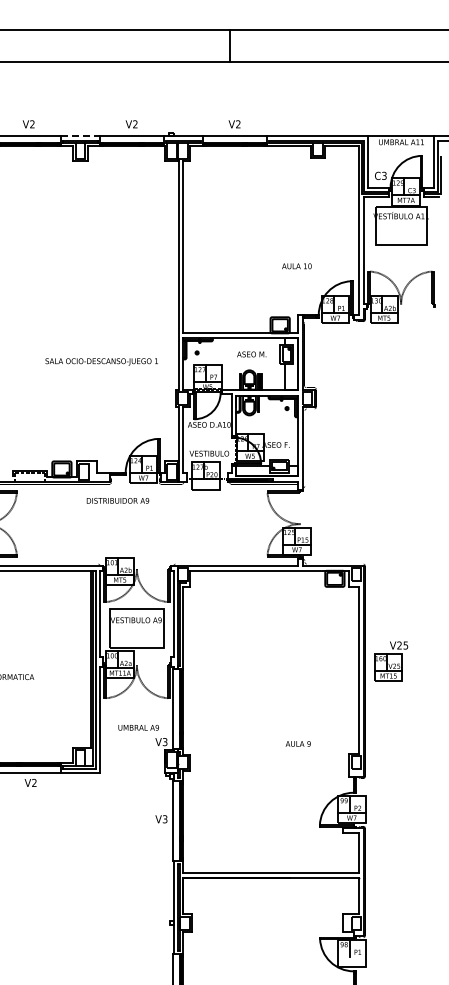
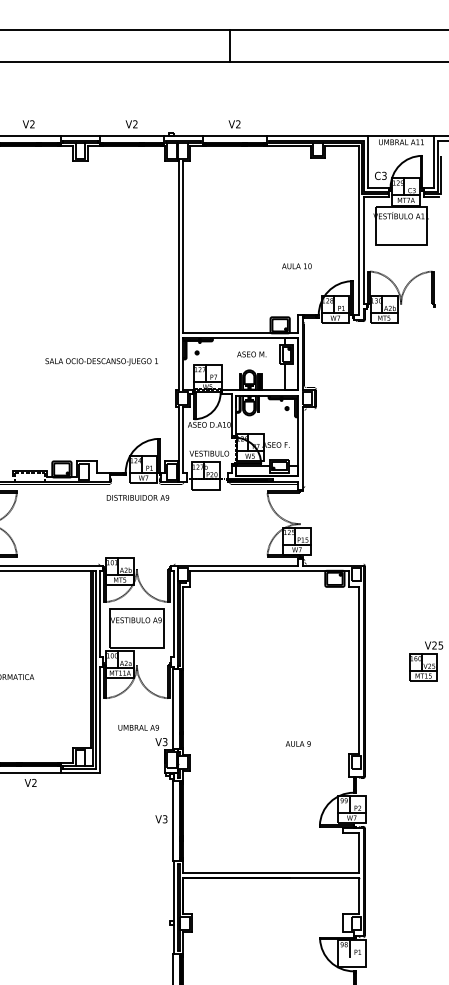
line: dashed -> solid (81, 136)
text position: (117, 500) -> (137, 497) (137, 497)
part position: (391, 661) -> (426, 661) (426, 661)
